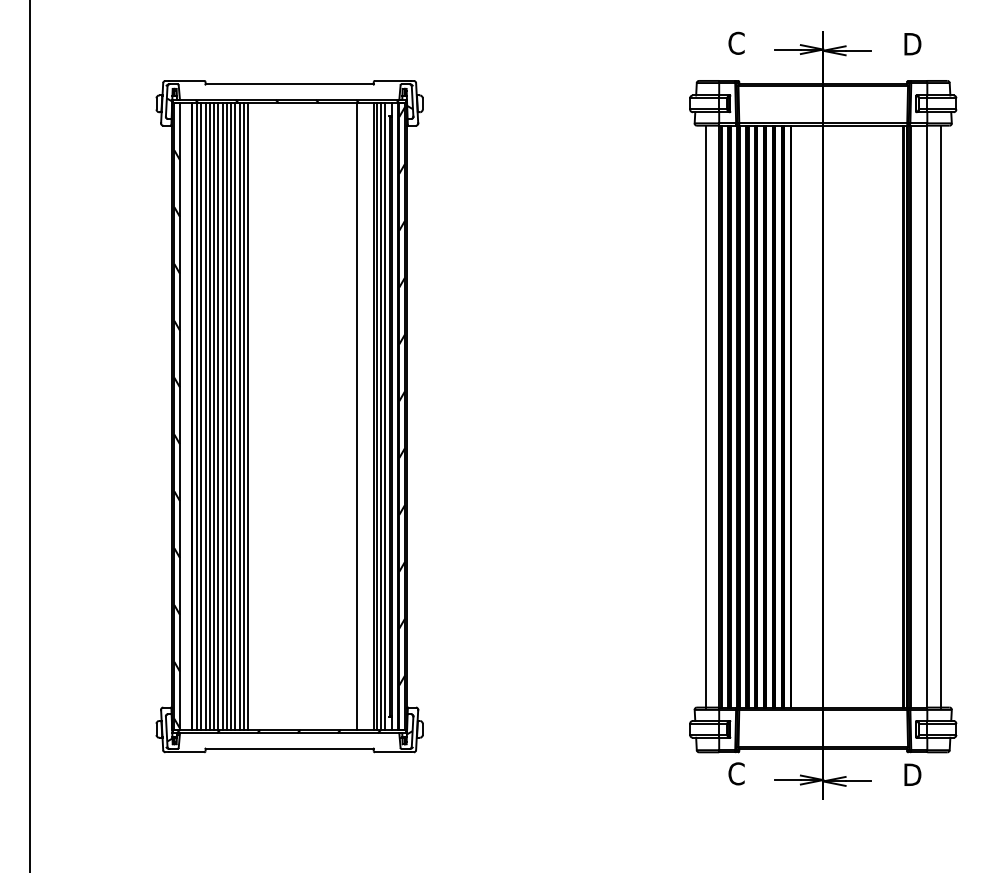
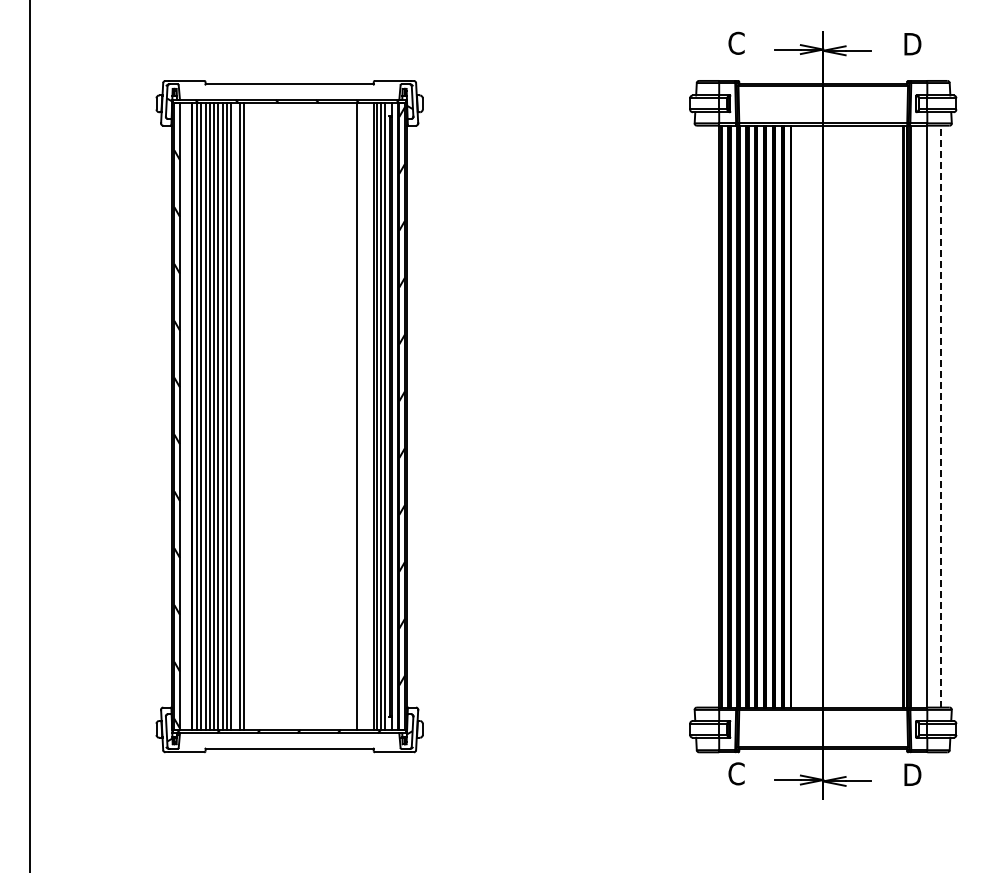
line: present -> none (235, 416)
line: present -> none (248, 416)
line: present -> none (705, 416)
line: solid -> dashed (940, 416)
